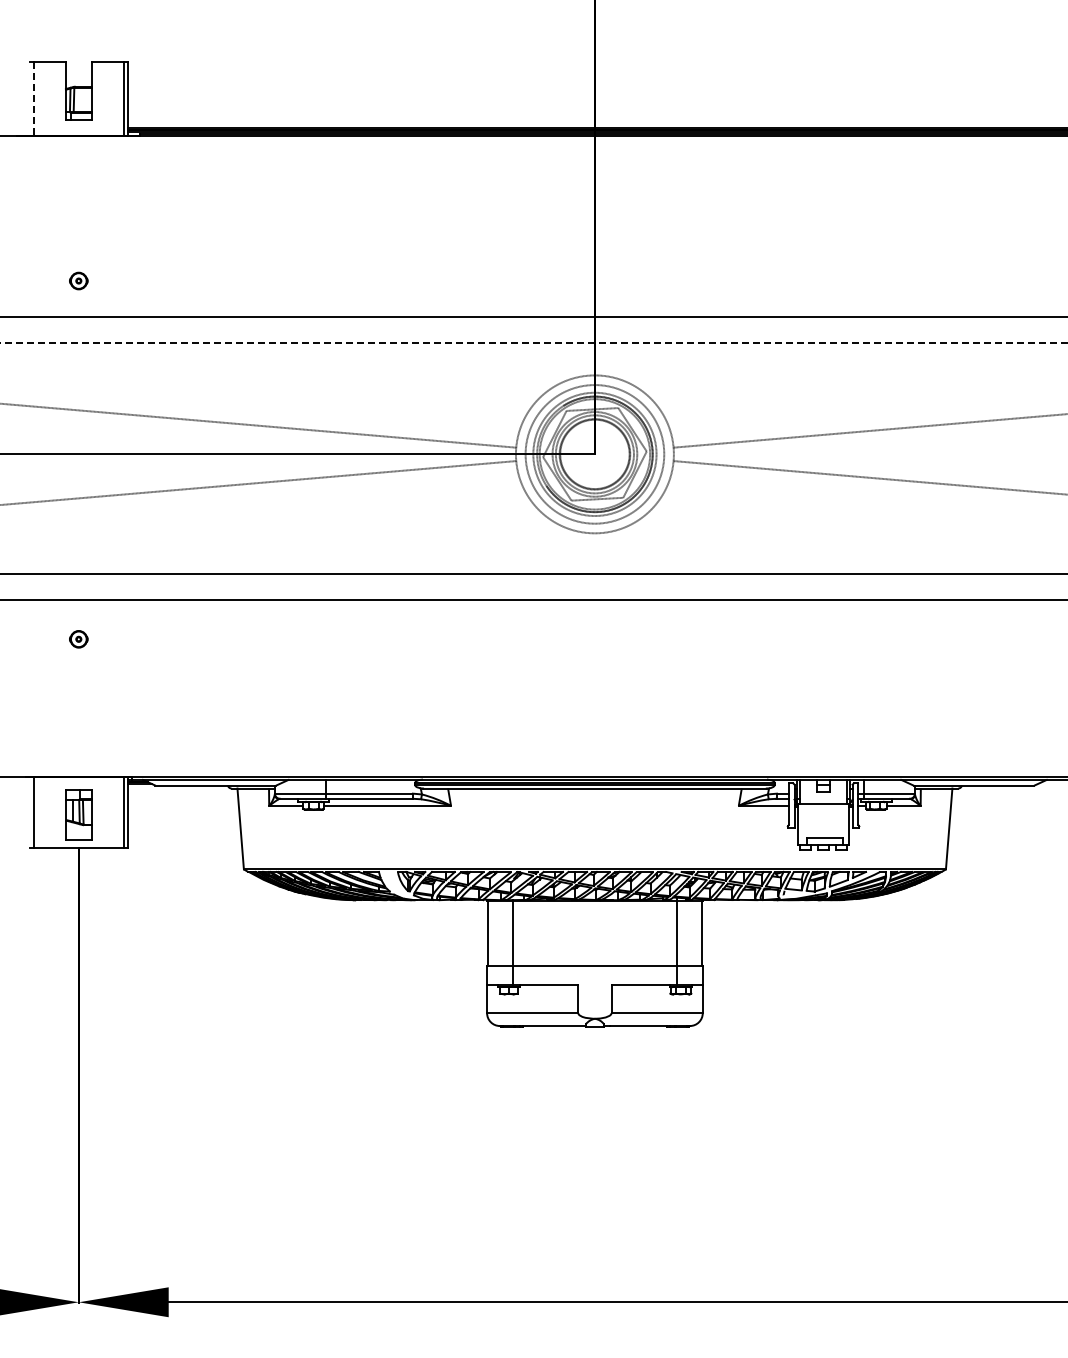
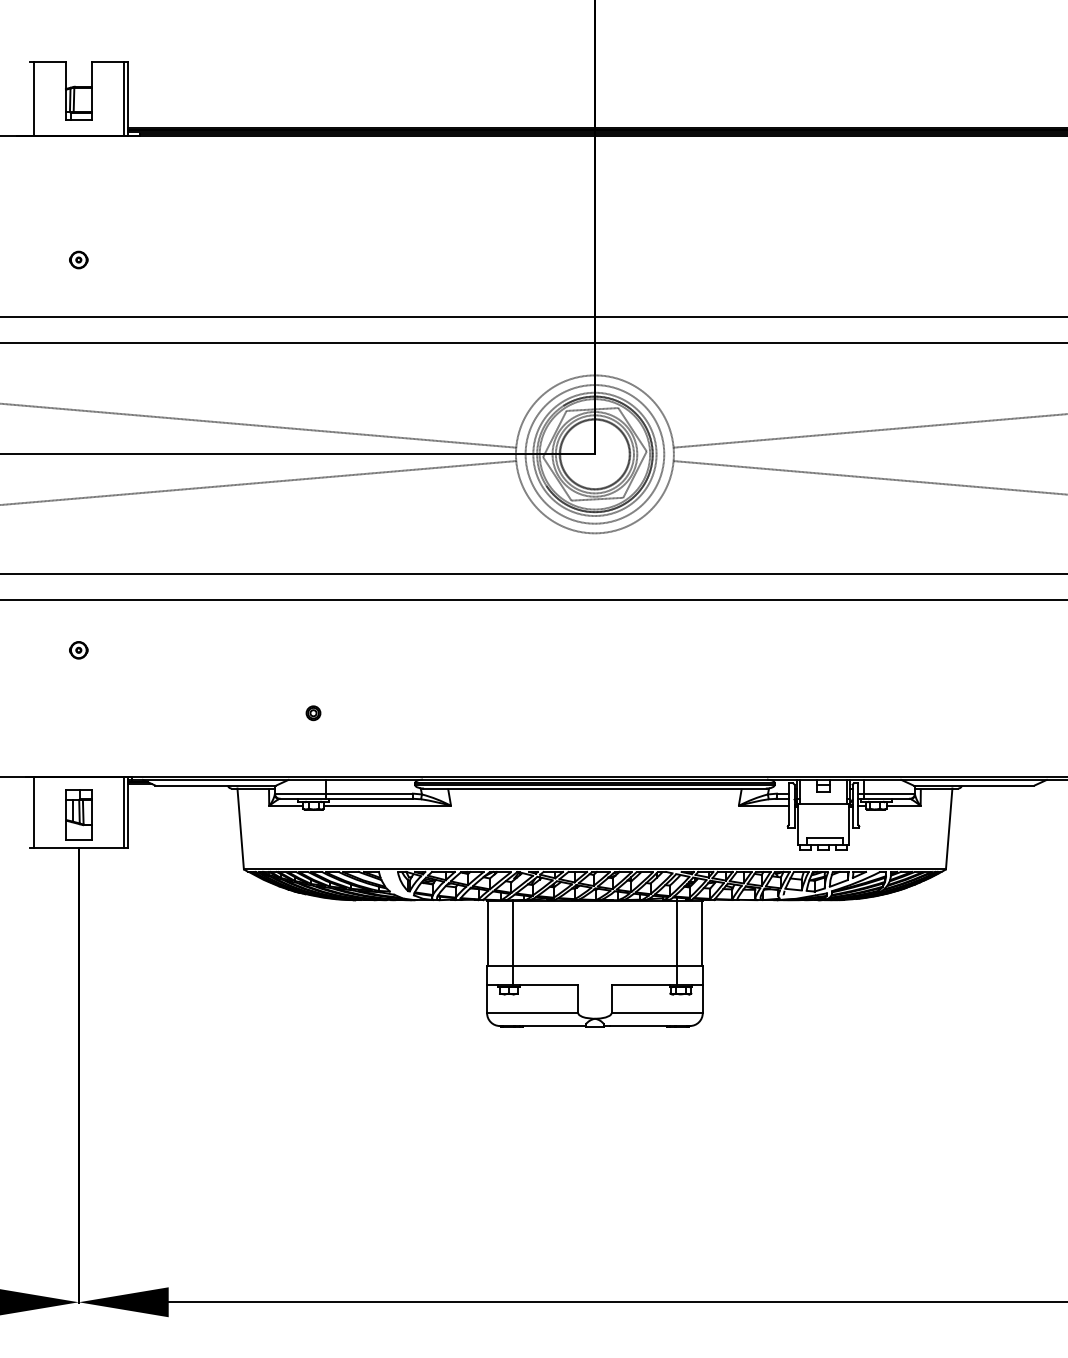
line: dashed -> solid (33, 98)
part position: (78, 280) -> (78, 259) (78, 259)
line: dashed -> solid (533, 343)
part position: (78, 639) -> (78, 650) (78, 650)
part: none -> present (313, 713)
